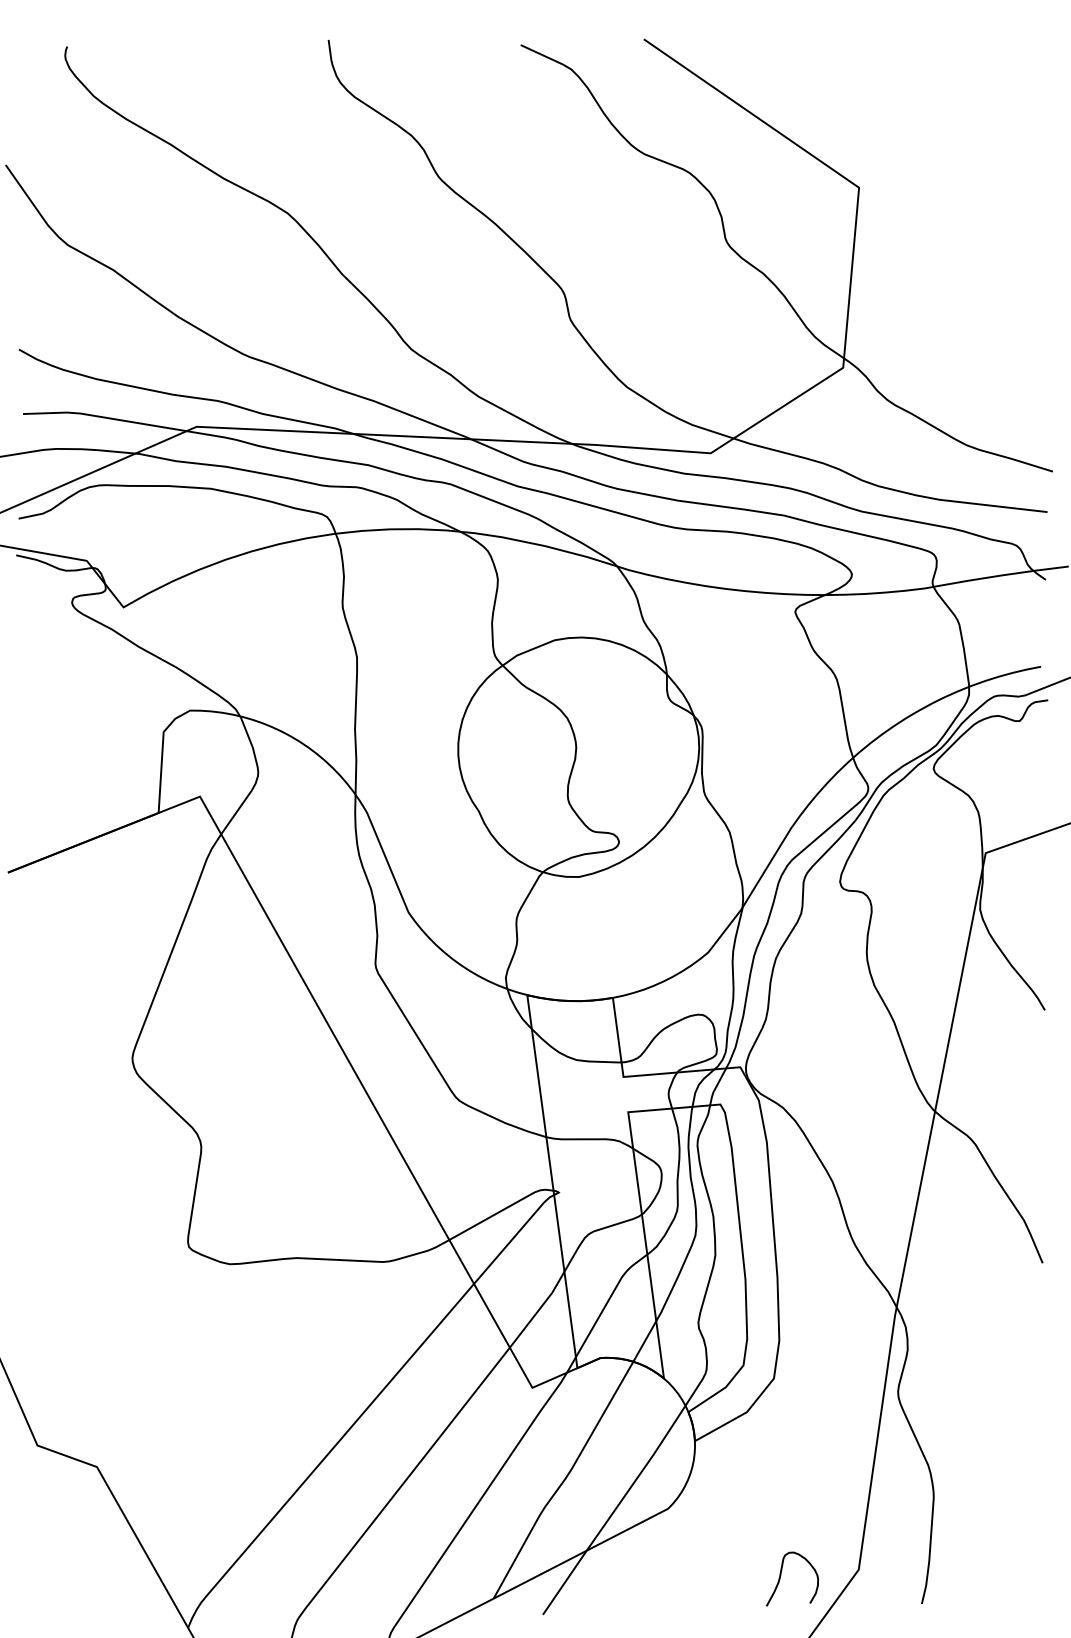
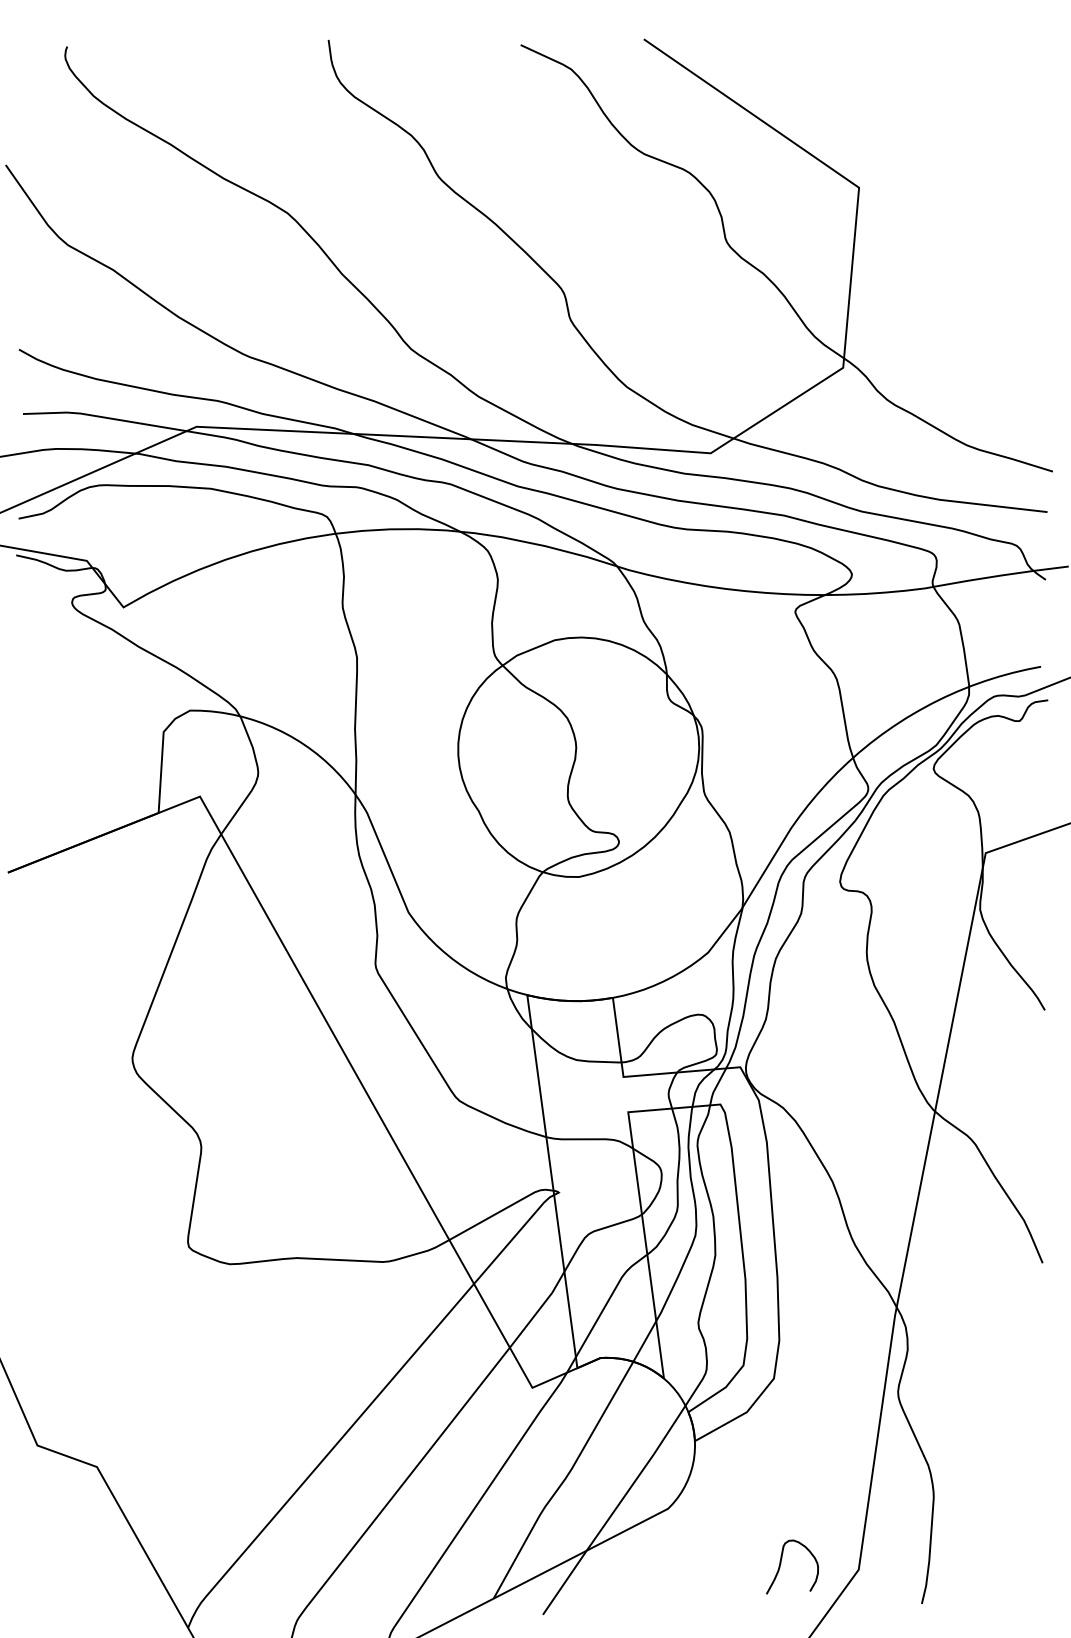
curve position: (781, 1575) -> (781, 1563) (781, 1563)
